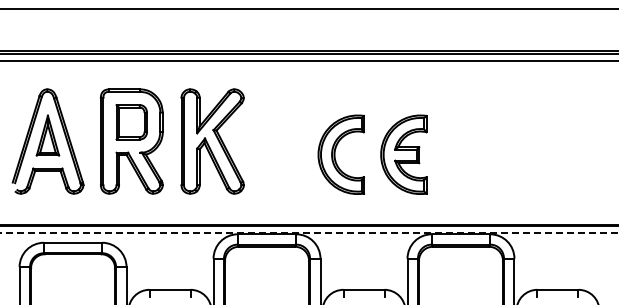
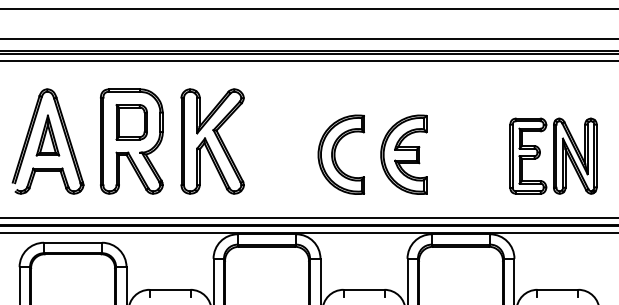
line: none -> present (308, 38)
part: none -> present (553, 155)
line: none -> present (308, 218)
line: dashed -> solid (309, 232)
